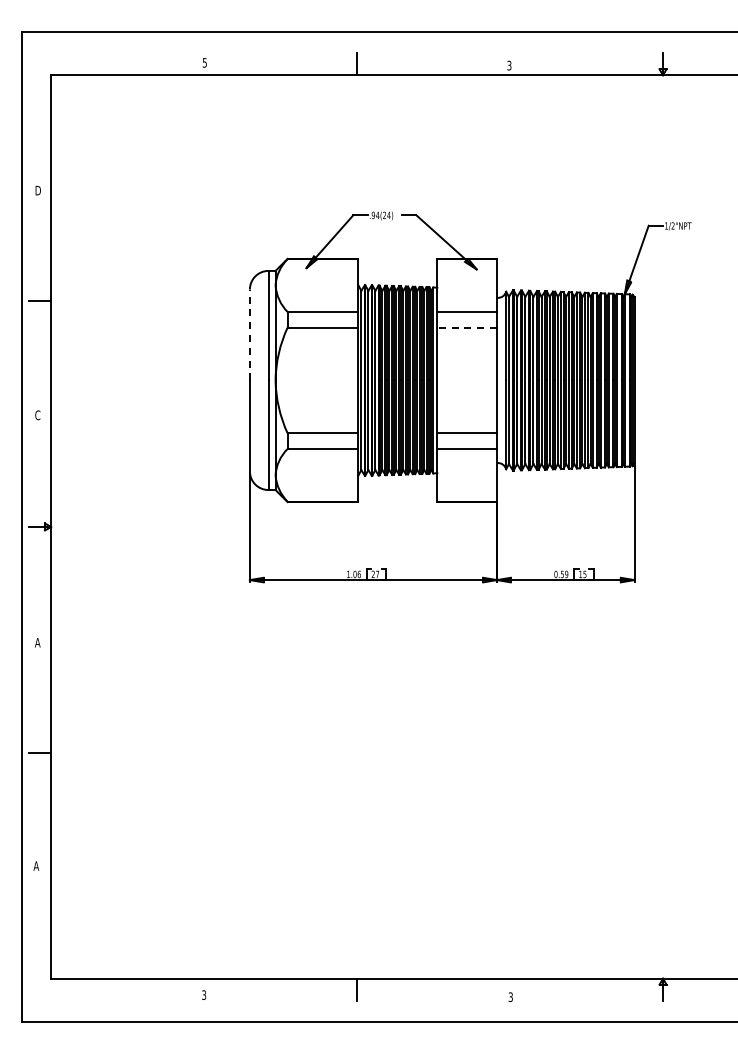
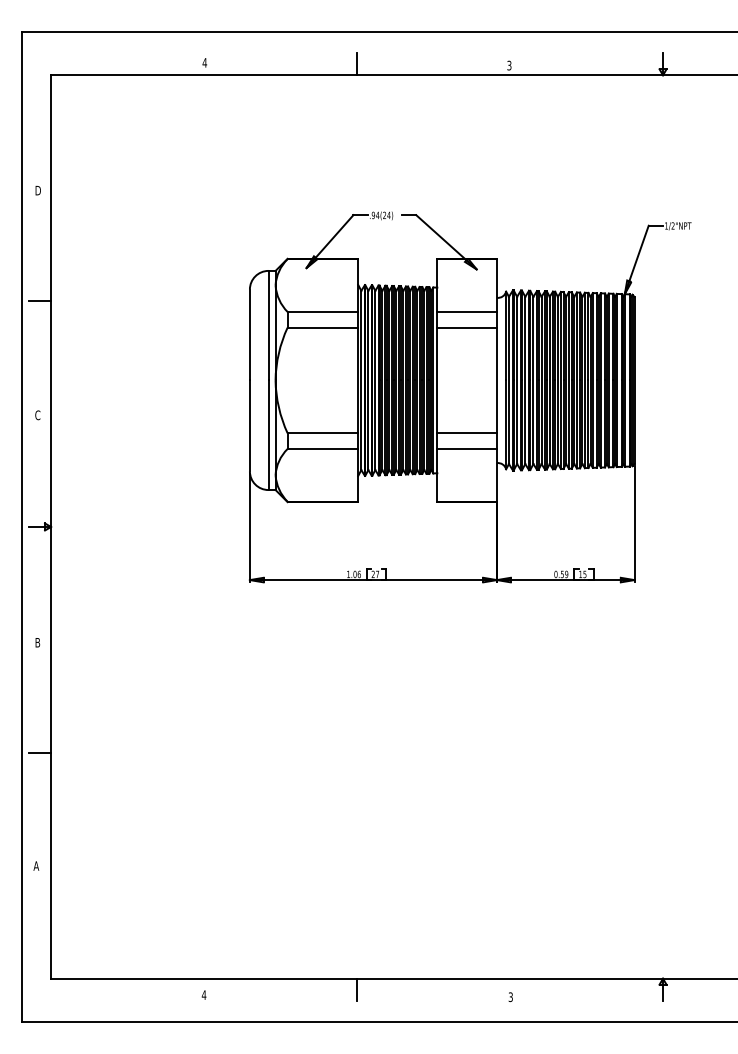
text: 5 -> 4 (204, 62)
line: dashed -> solid (467, 327)
line: dashed -> solid (249, 334)
text: A -> B (37, 642)
text: 3 -> 4 (203, 994)
